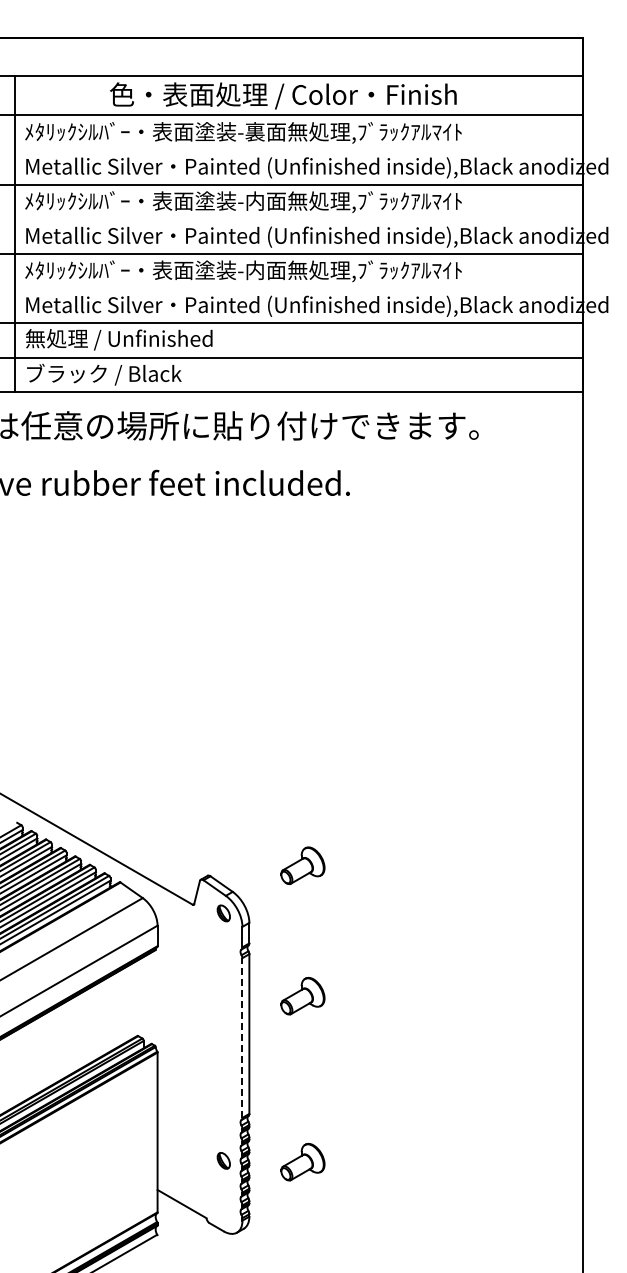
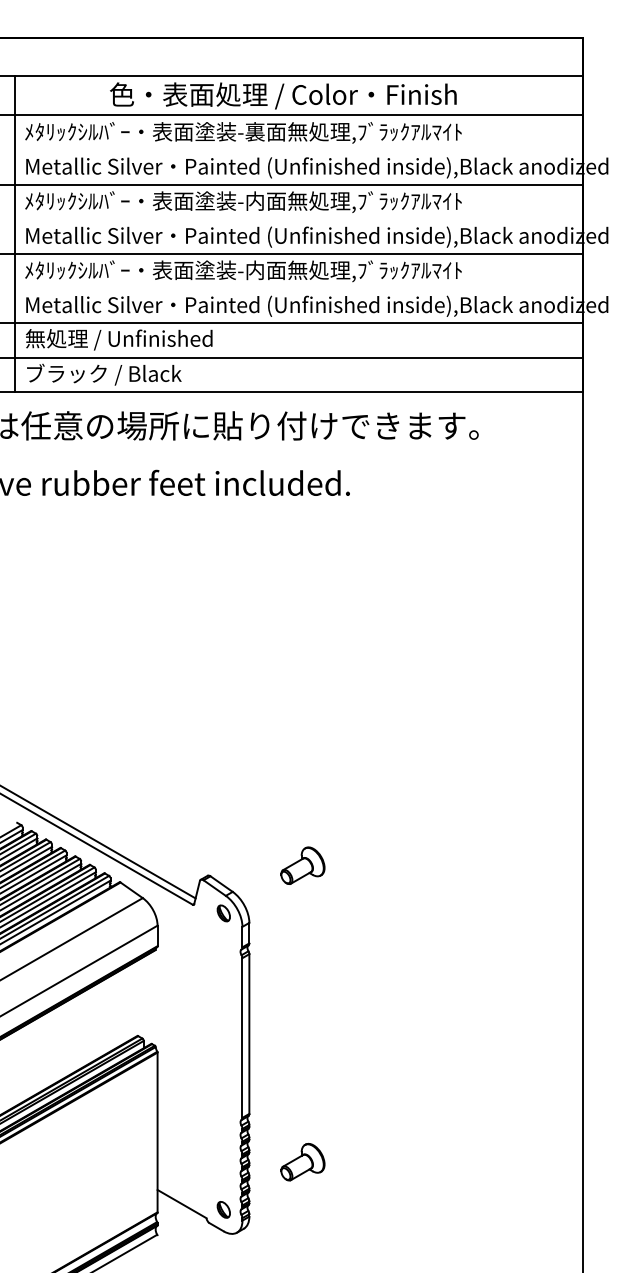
line: none -> present (98, 842)
part: present -> none (302, 995)
line: dashed -> solid (242, 1038)
part position: (223, 1160) -> (223, 1209) (223, 1209)
